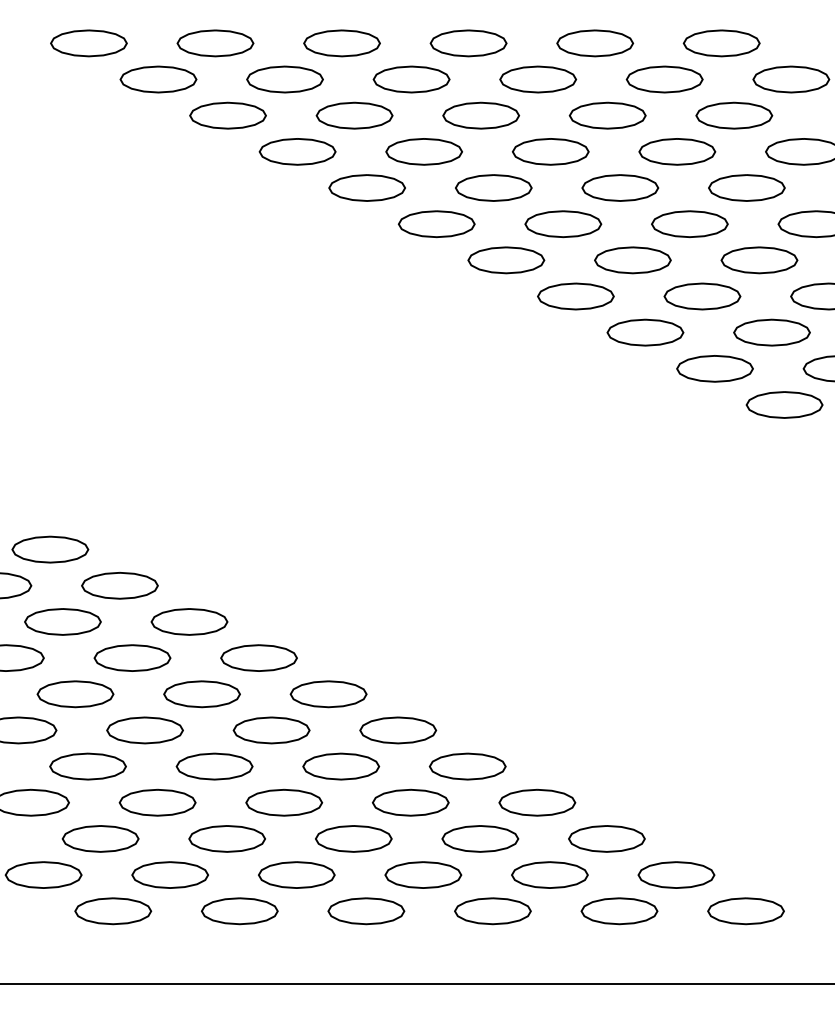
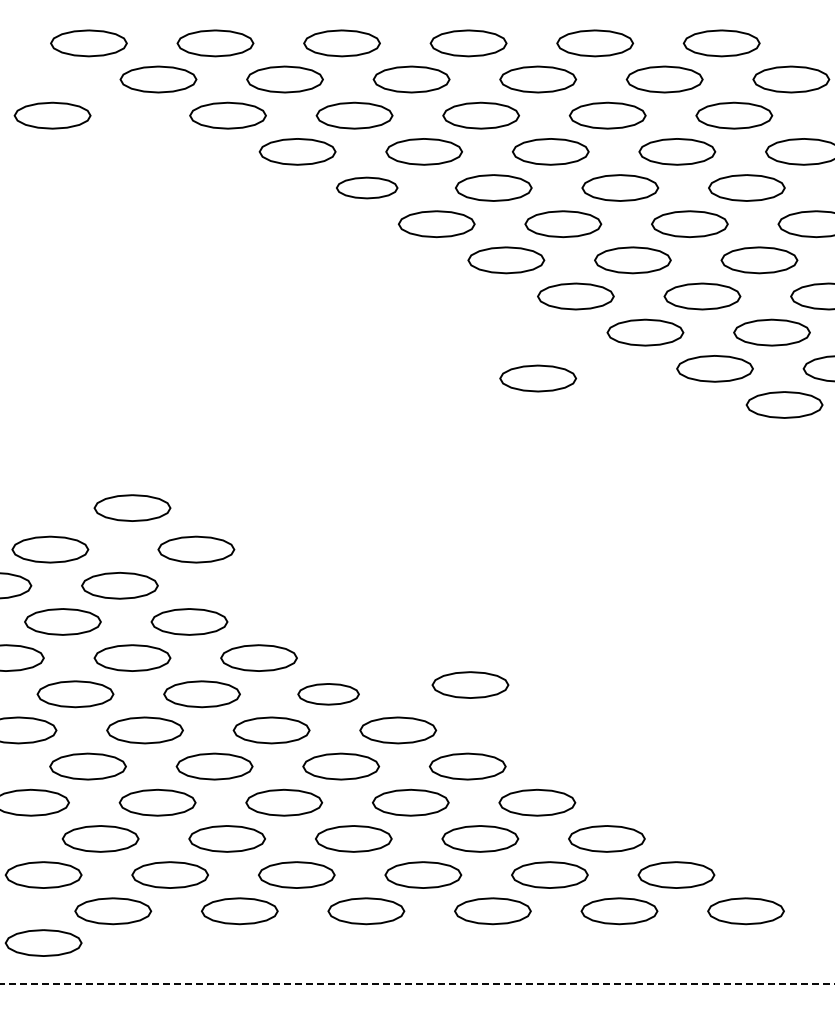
part: none -> present (52, 115)
part size: 78x28 px -> 63x24 px (367, 187)
part: none -> present (538, 378)
part: none -> present (132, 507)
part: none -> present (196, 549)
part: none -> present (470, 684)
part size: 79x29 px -> 63x23 px (328, 694)
part: none -> present (43, 942)
line: solid -> dashed (417, 983)
